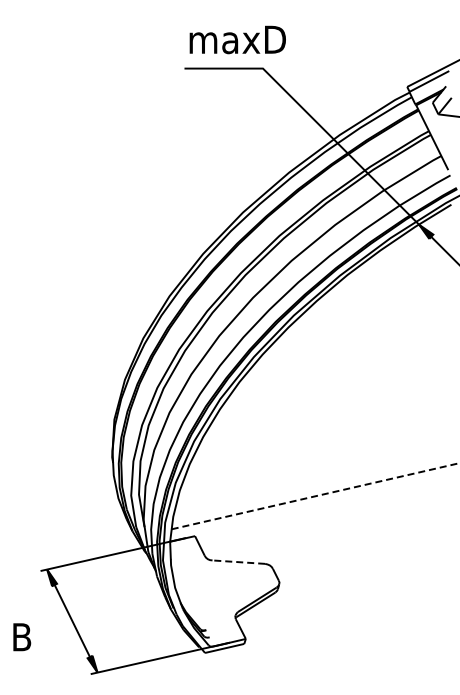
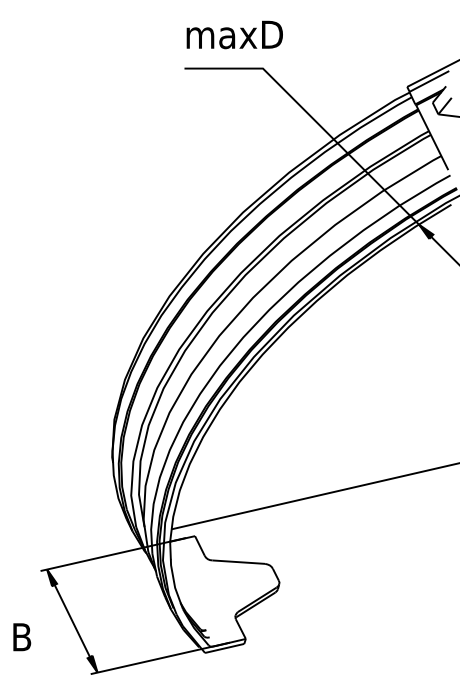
text position: (237, 39) -> (234, 34) (234, 34)
line: dashed -> solid (315, 496)
line: dashed -> solid (238, 562)
